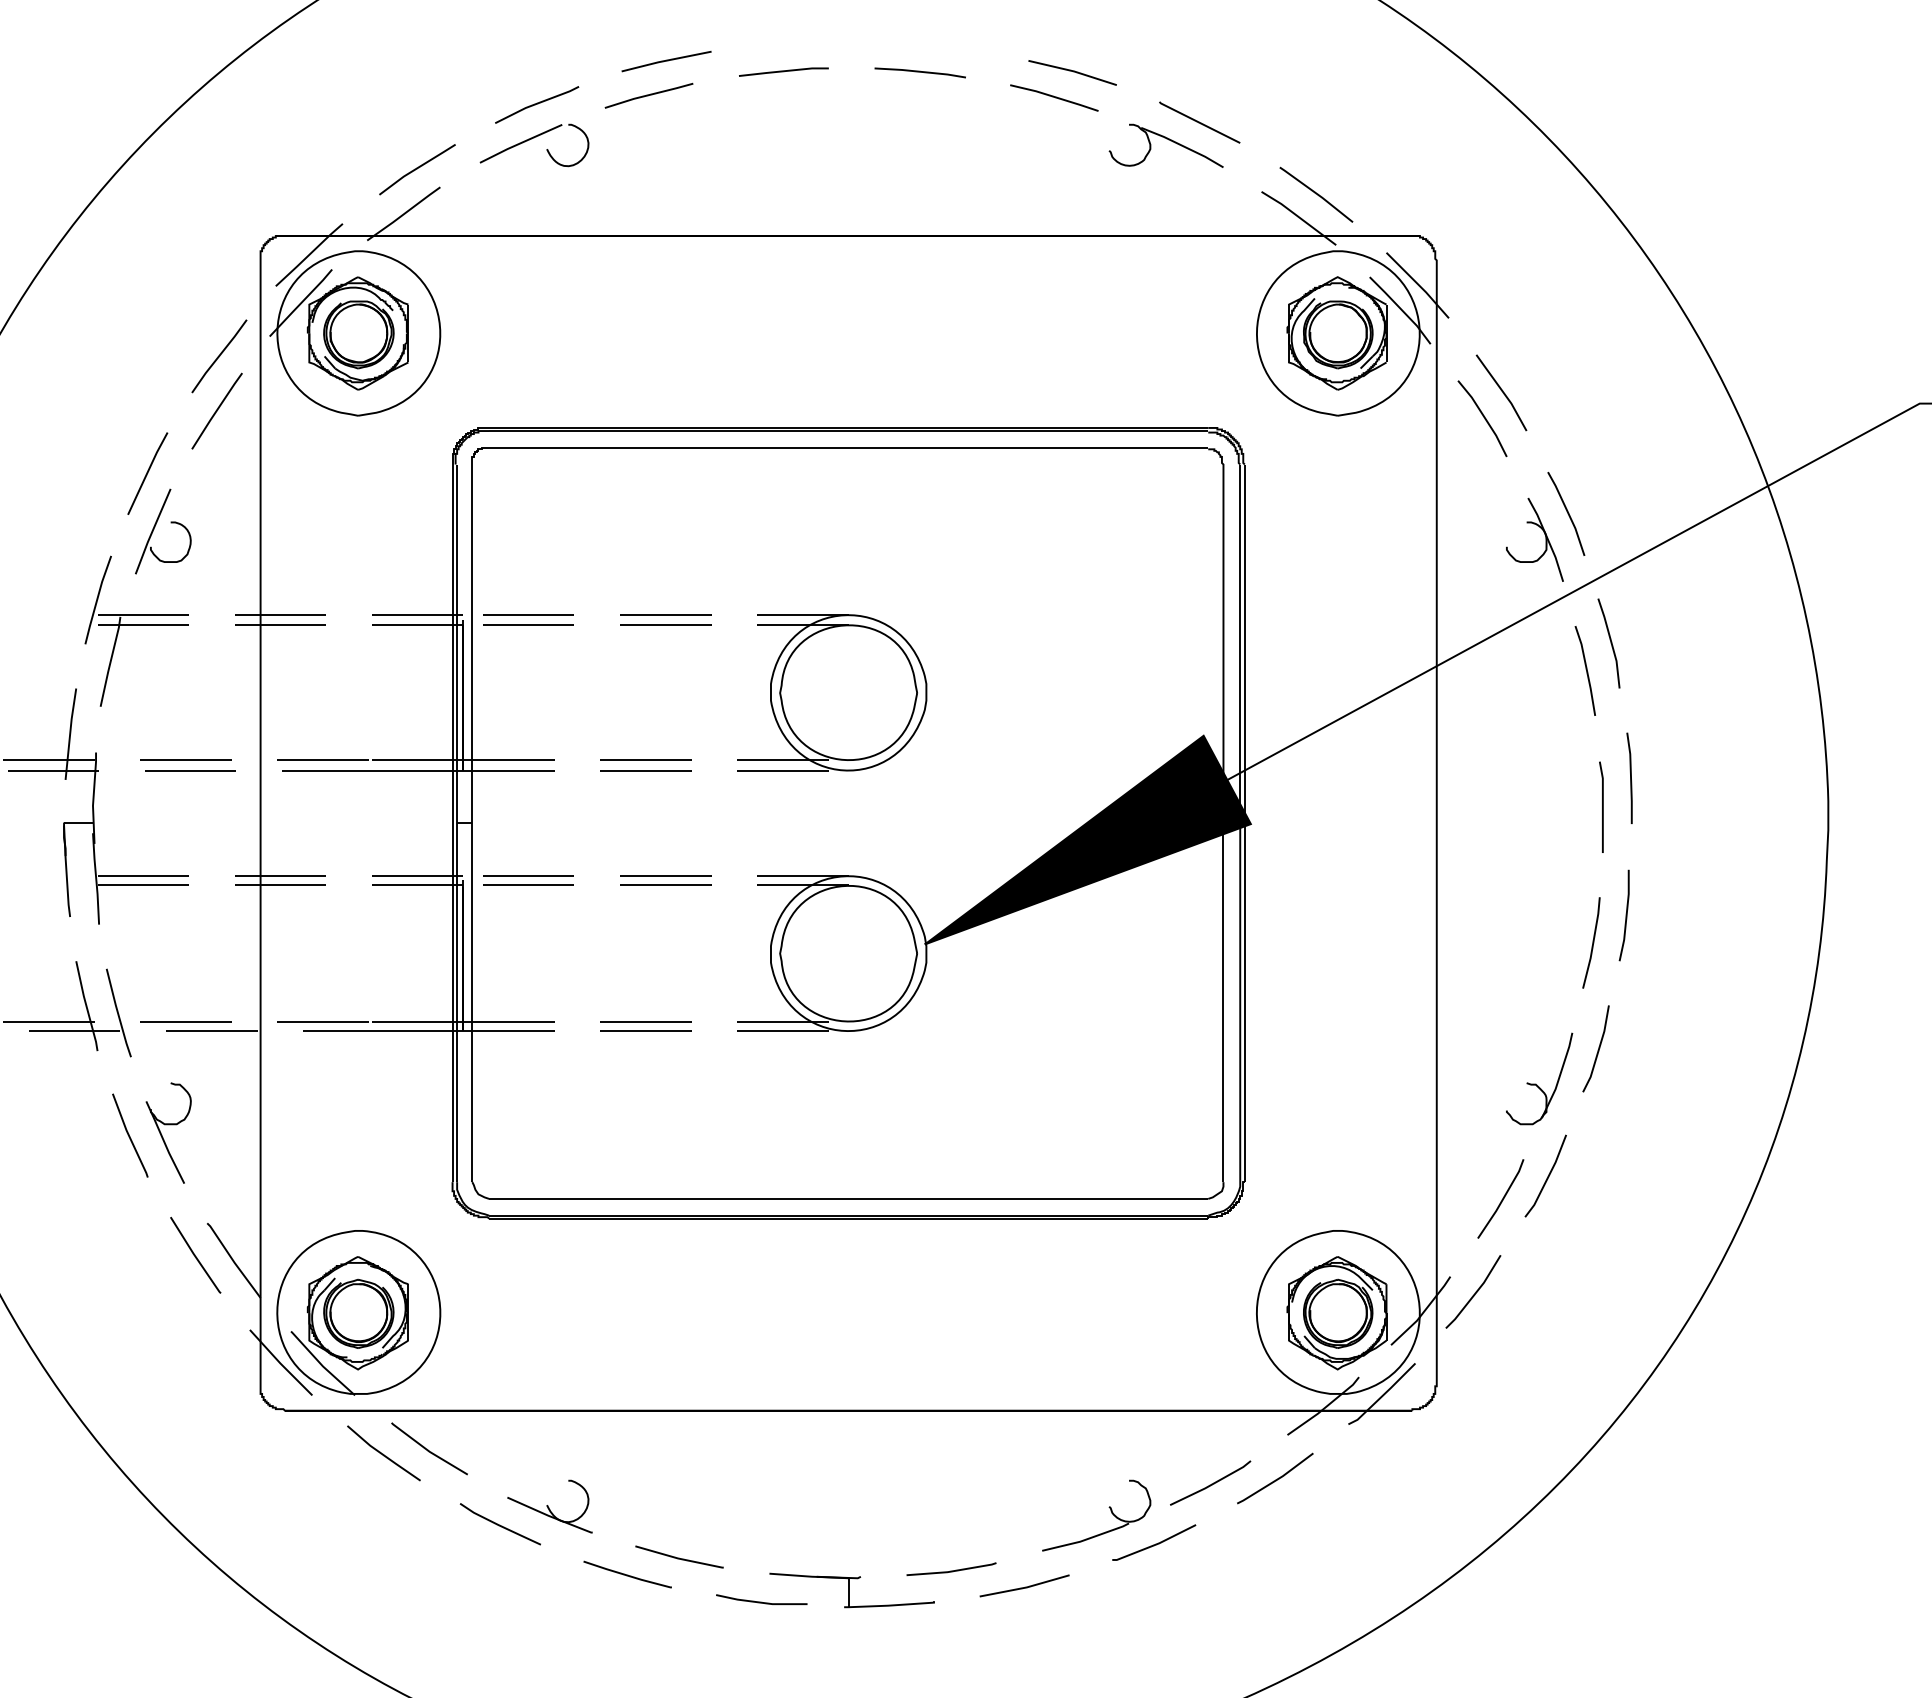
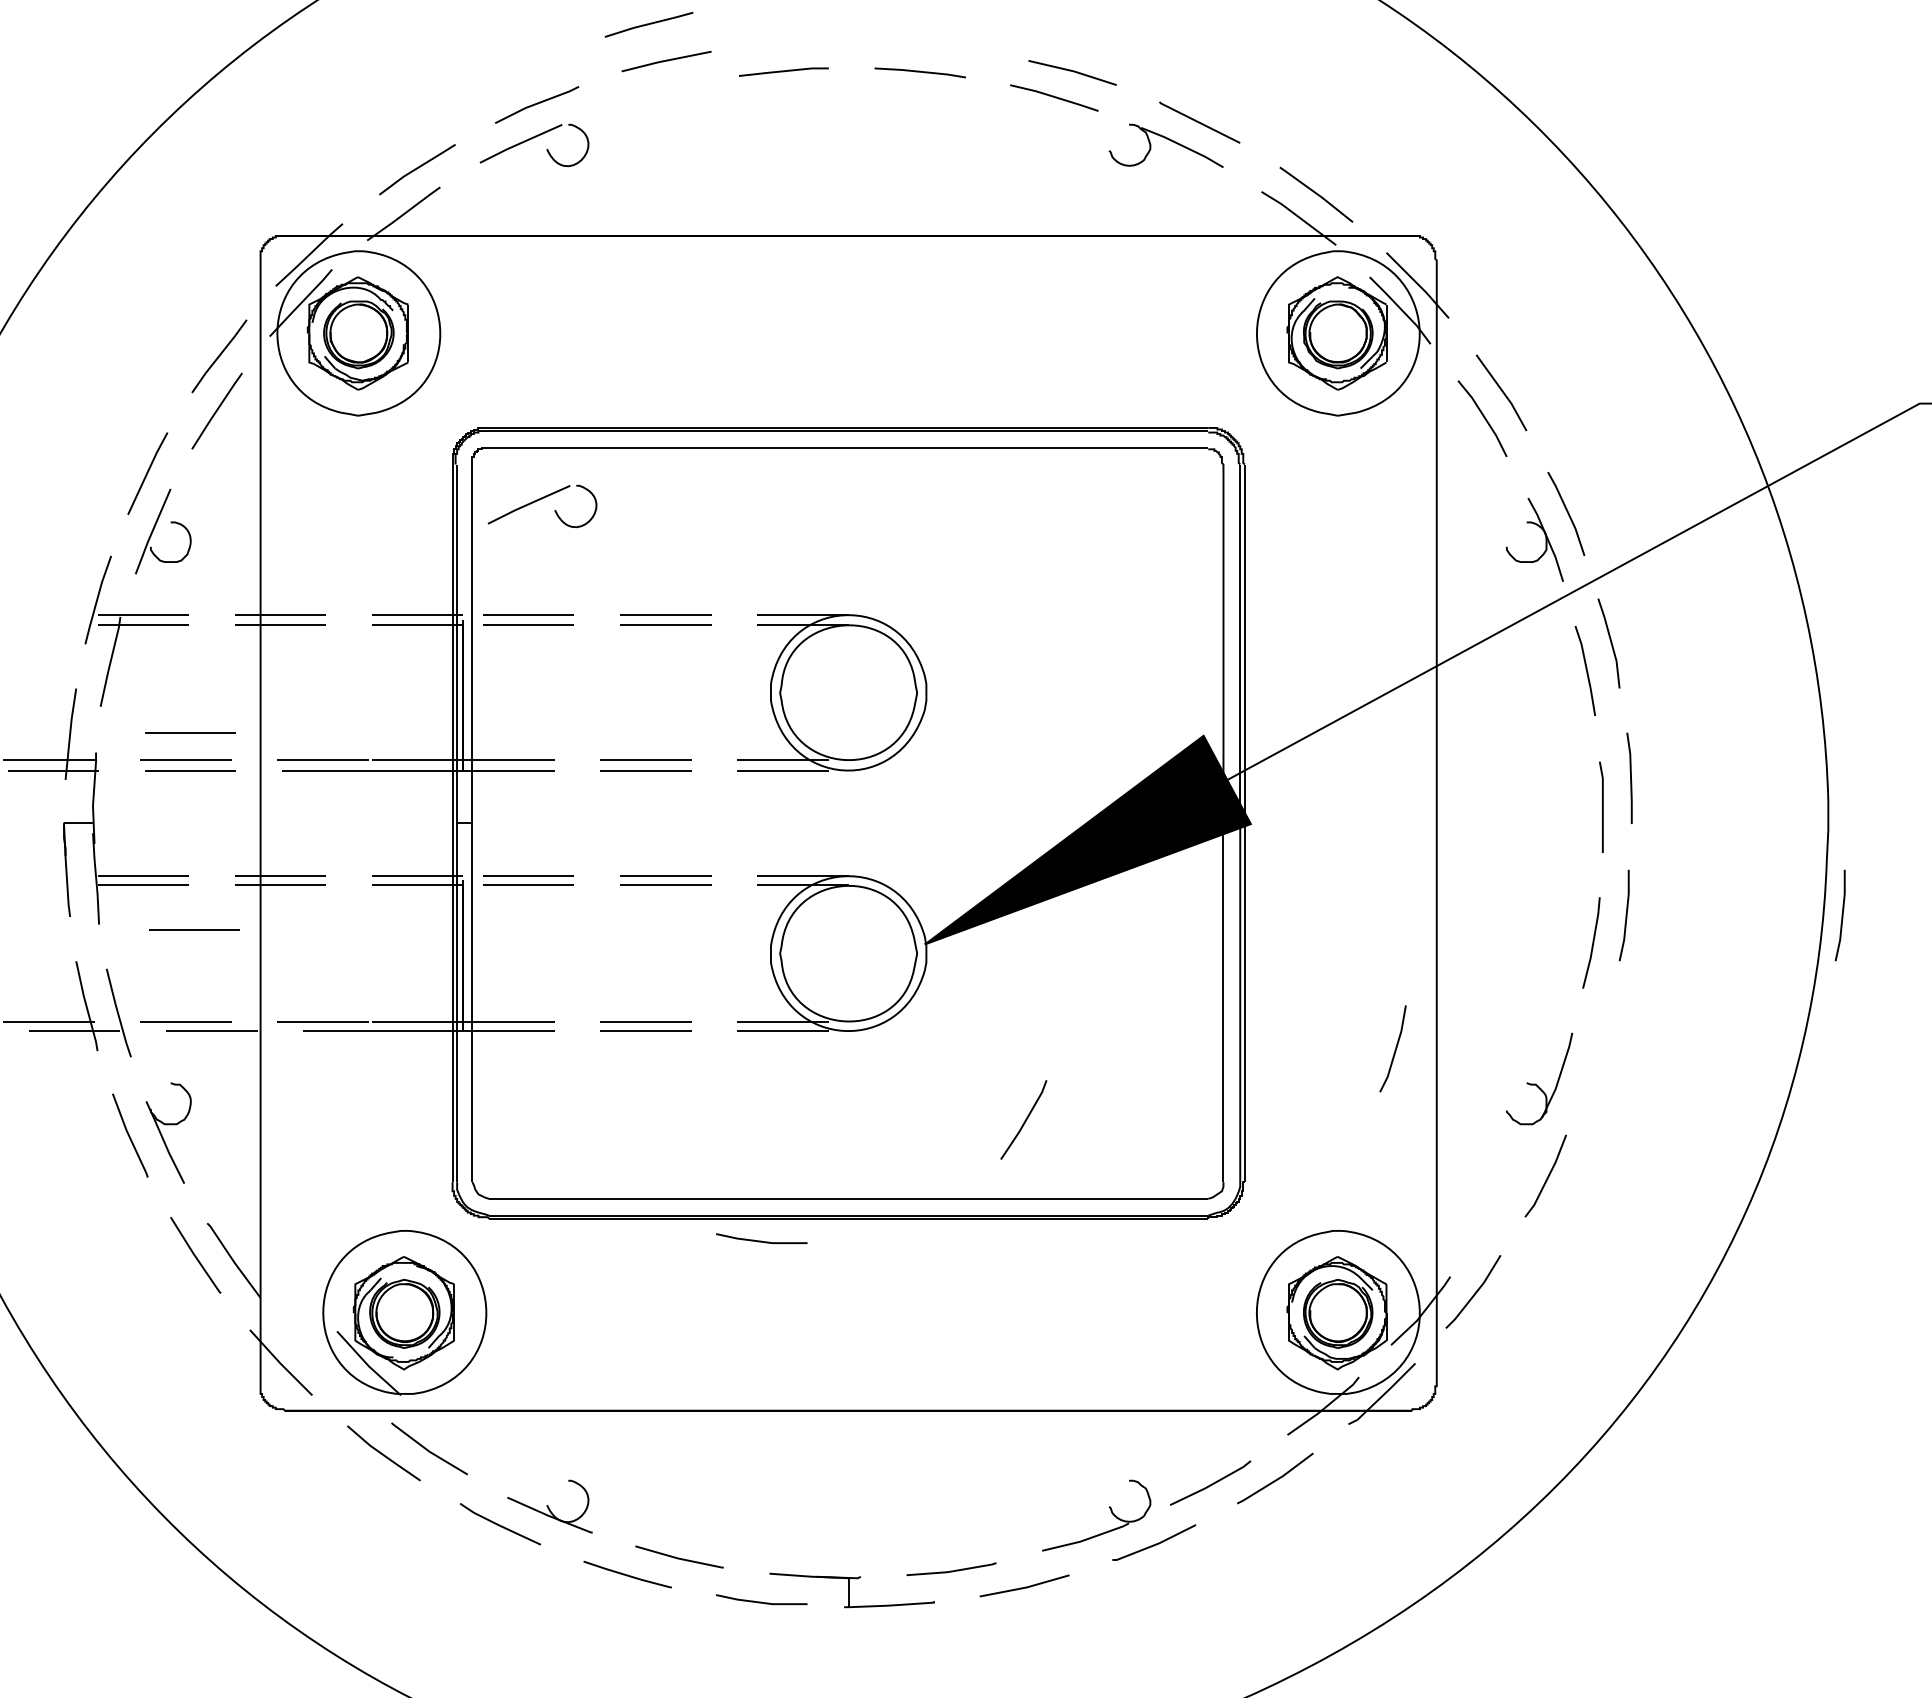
line position: (648, 95) -> (648, 24) (648, 24)
part: none -> present (539, 500)
line: none -> present (190, 732)
line: none -> present (1841, 915)
line: none -> present (194, 929)
line position: (1597, 1050) -> (1394, 1050) (1394, 1050)
line position: (1501, 1199) -> (1024, 1120) (1024, 1120)
line: none -> present (761, 1240)
part position: (358, 1312) -> (404, 1312) (404, 1312)
